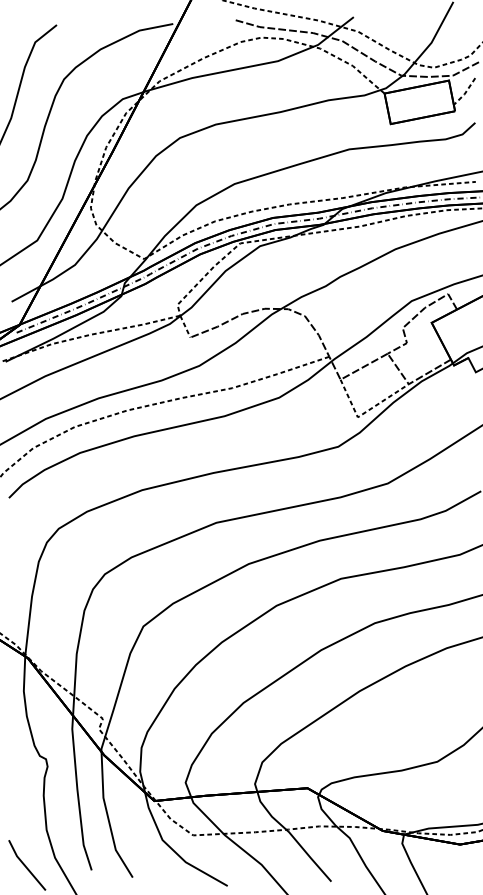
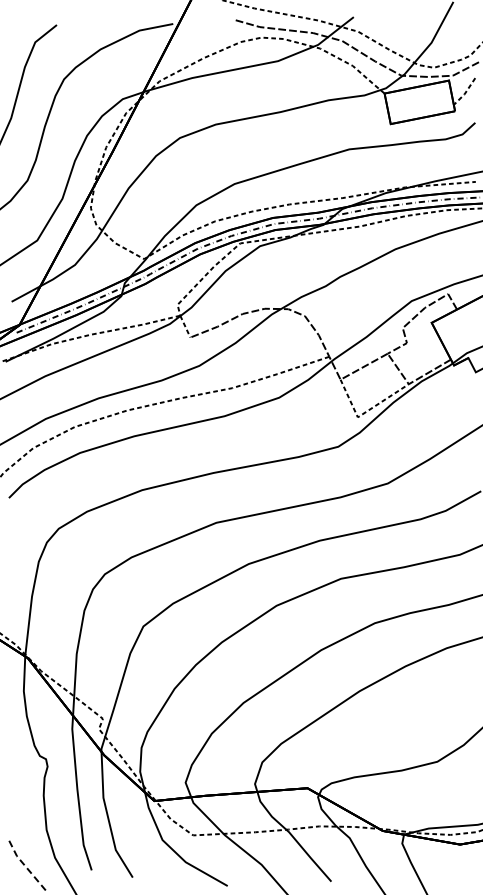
line: solid -> dashed (25, 866)
